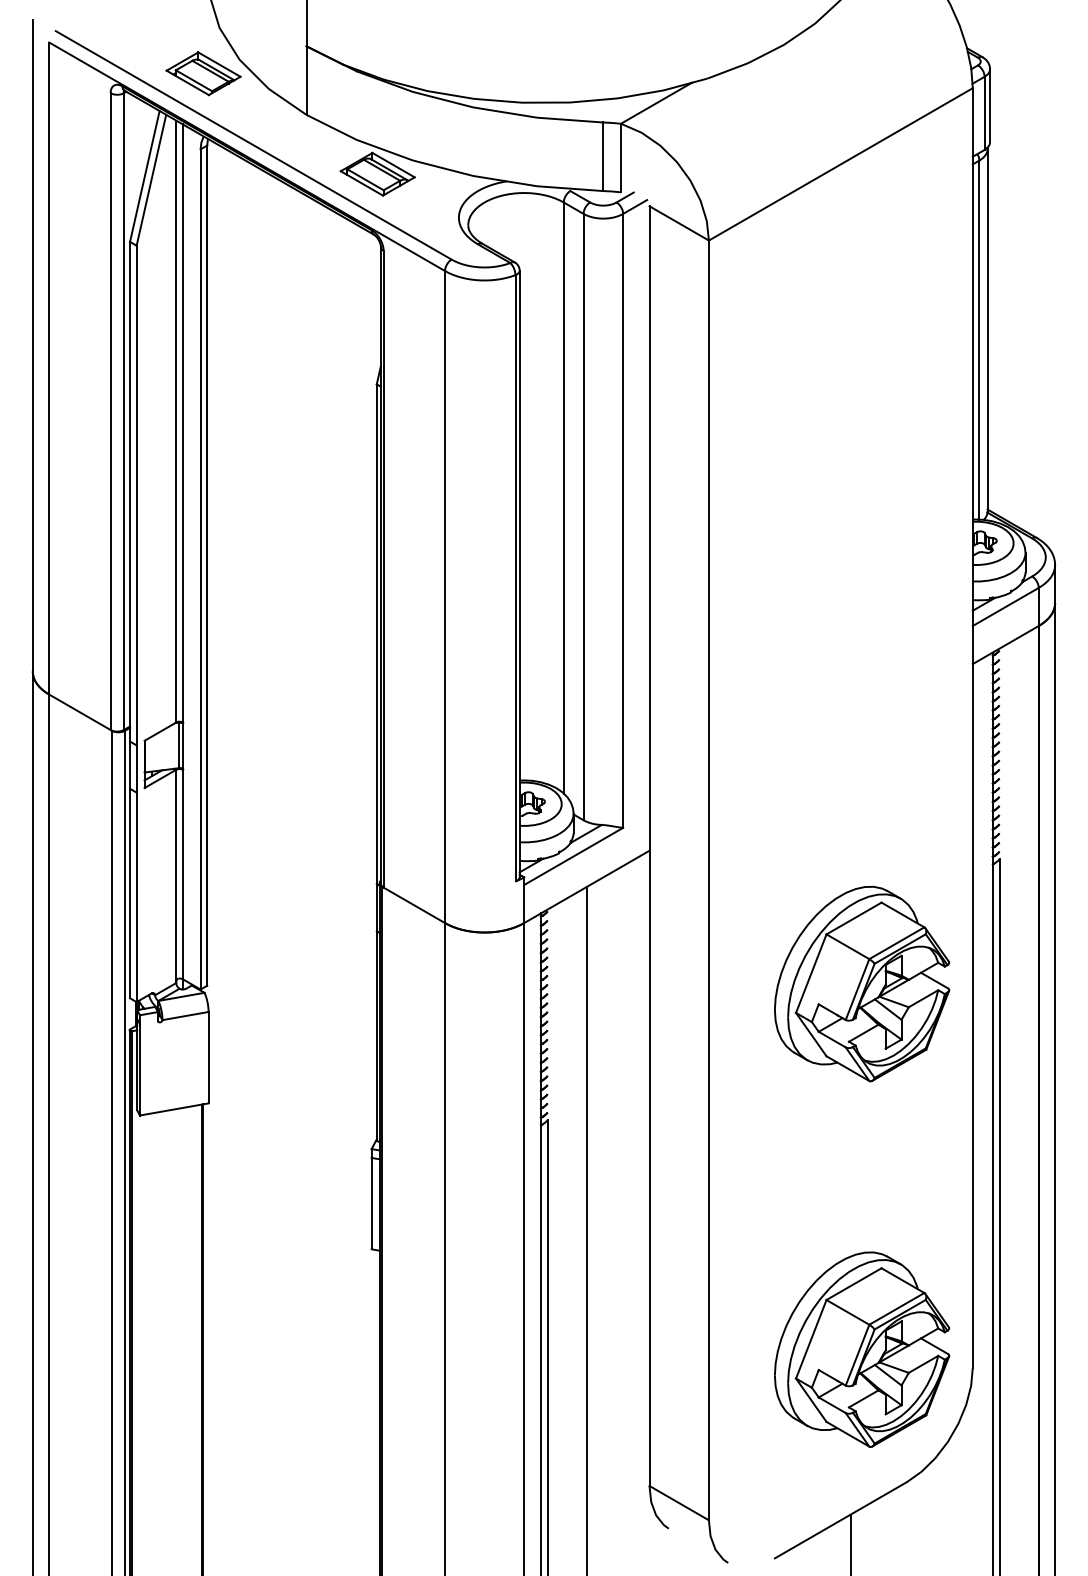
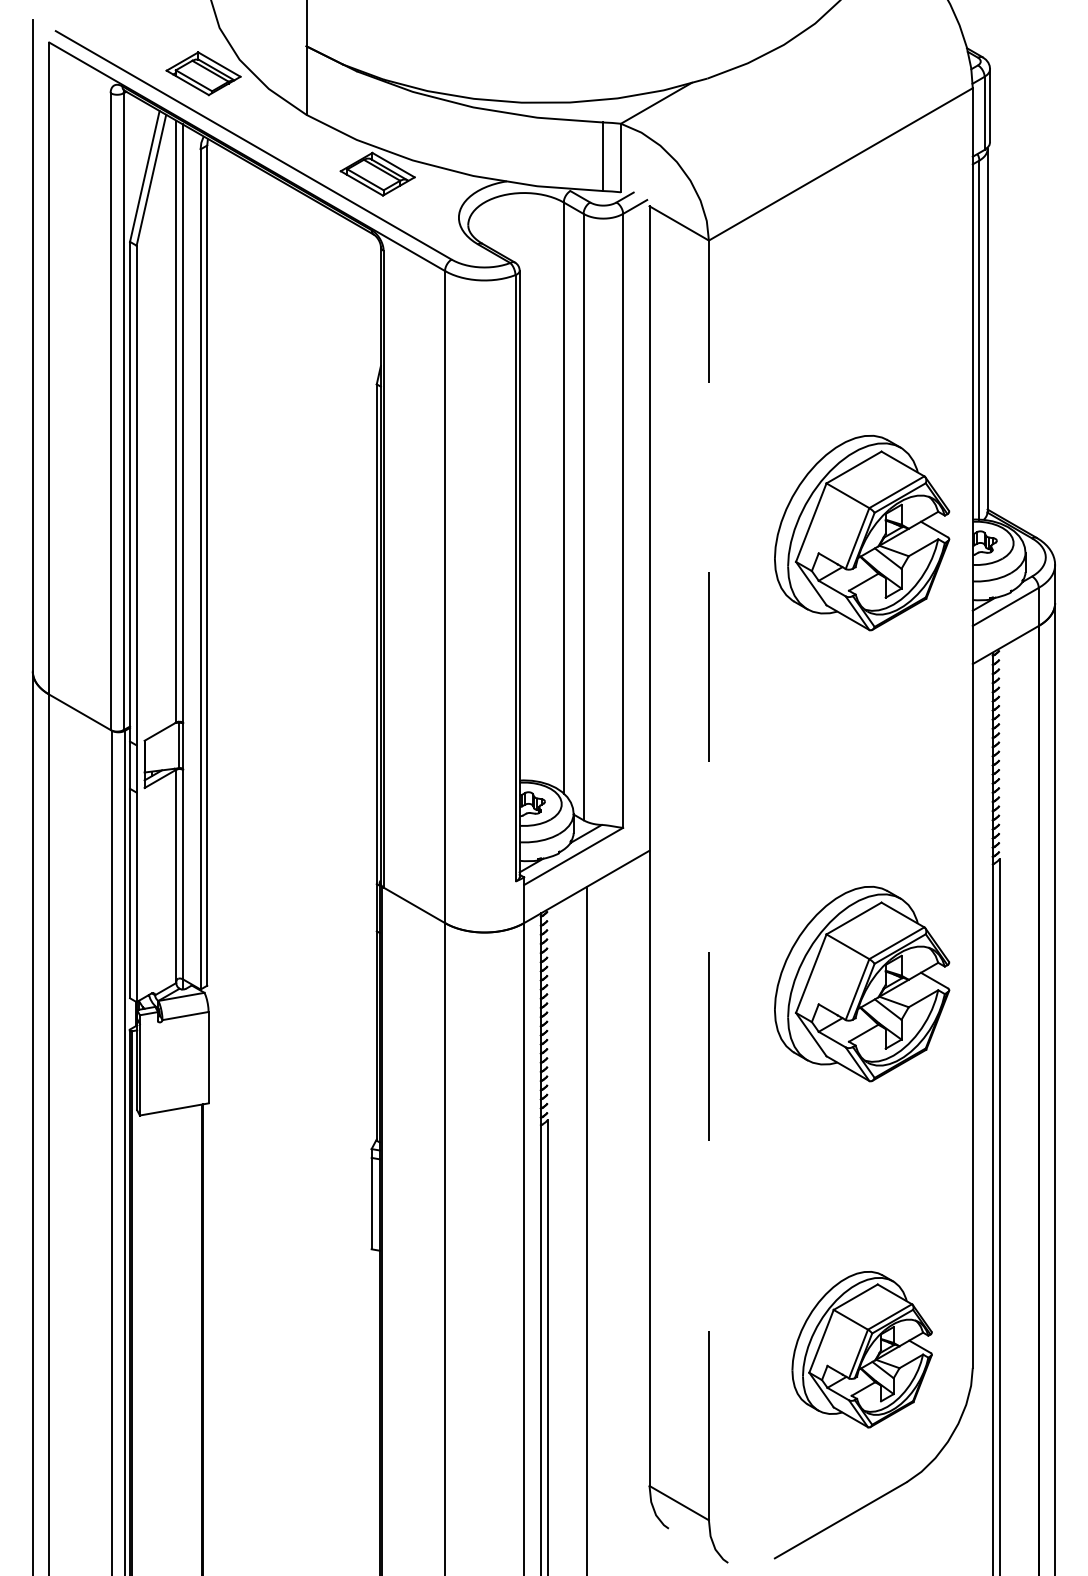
part: none -> present (862, 532)
line: solid -> dashed (708, 880)
part size: 177x197 px -> 142x158 px (861, 1349)
line: present -> none (850, 1543)
